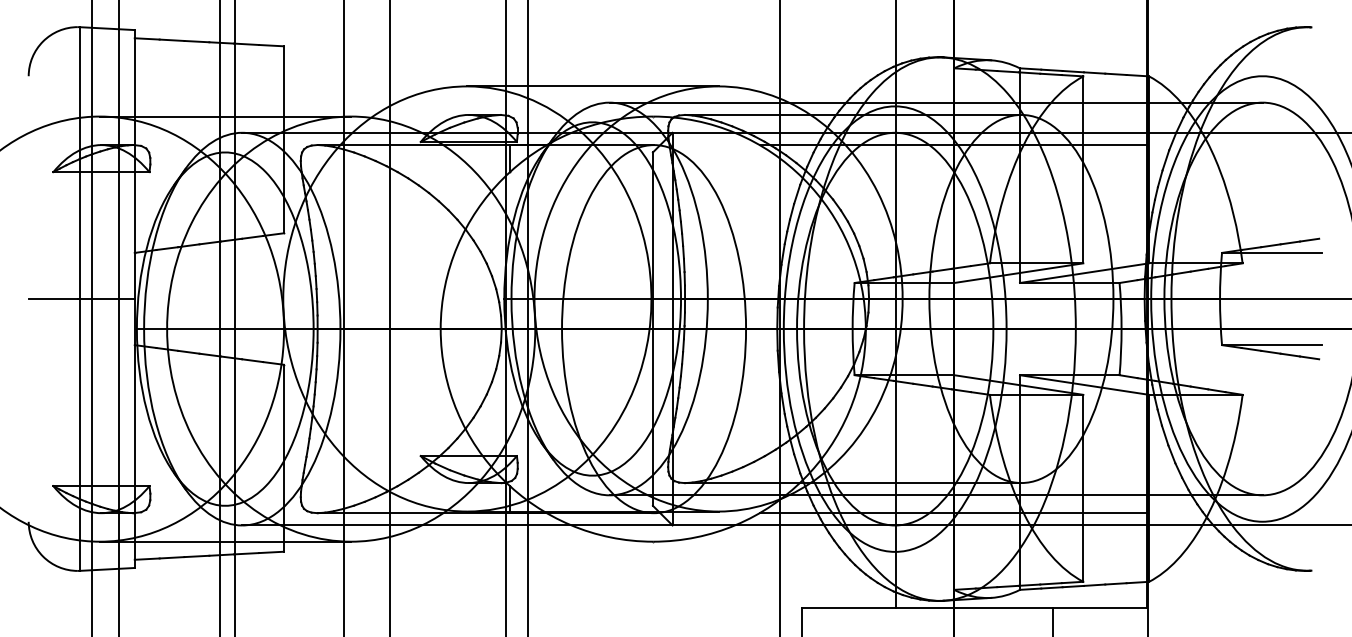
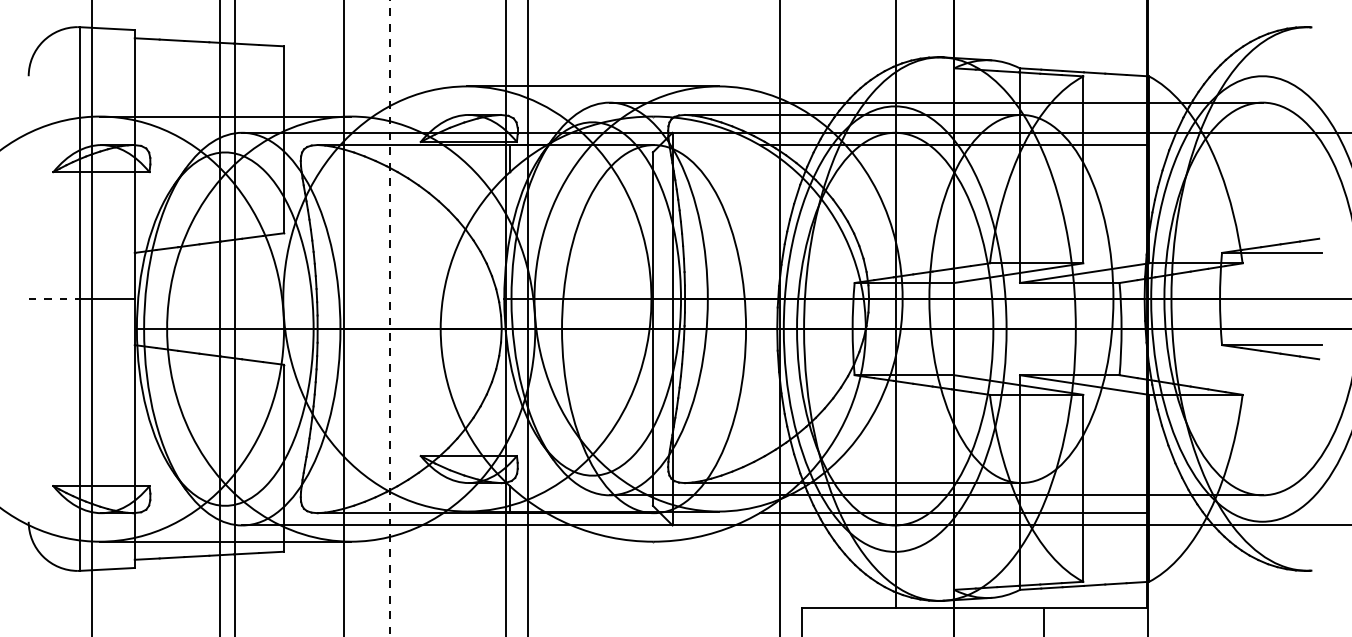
line: solid -> dashed (53, 298)
line: present -> none (119, 317)
line: solid -> dashed (389, 318)
line position: (1053, 620) -> (1044, 620) (1044, 620)
